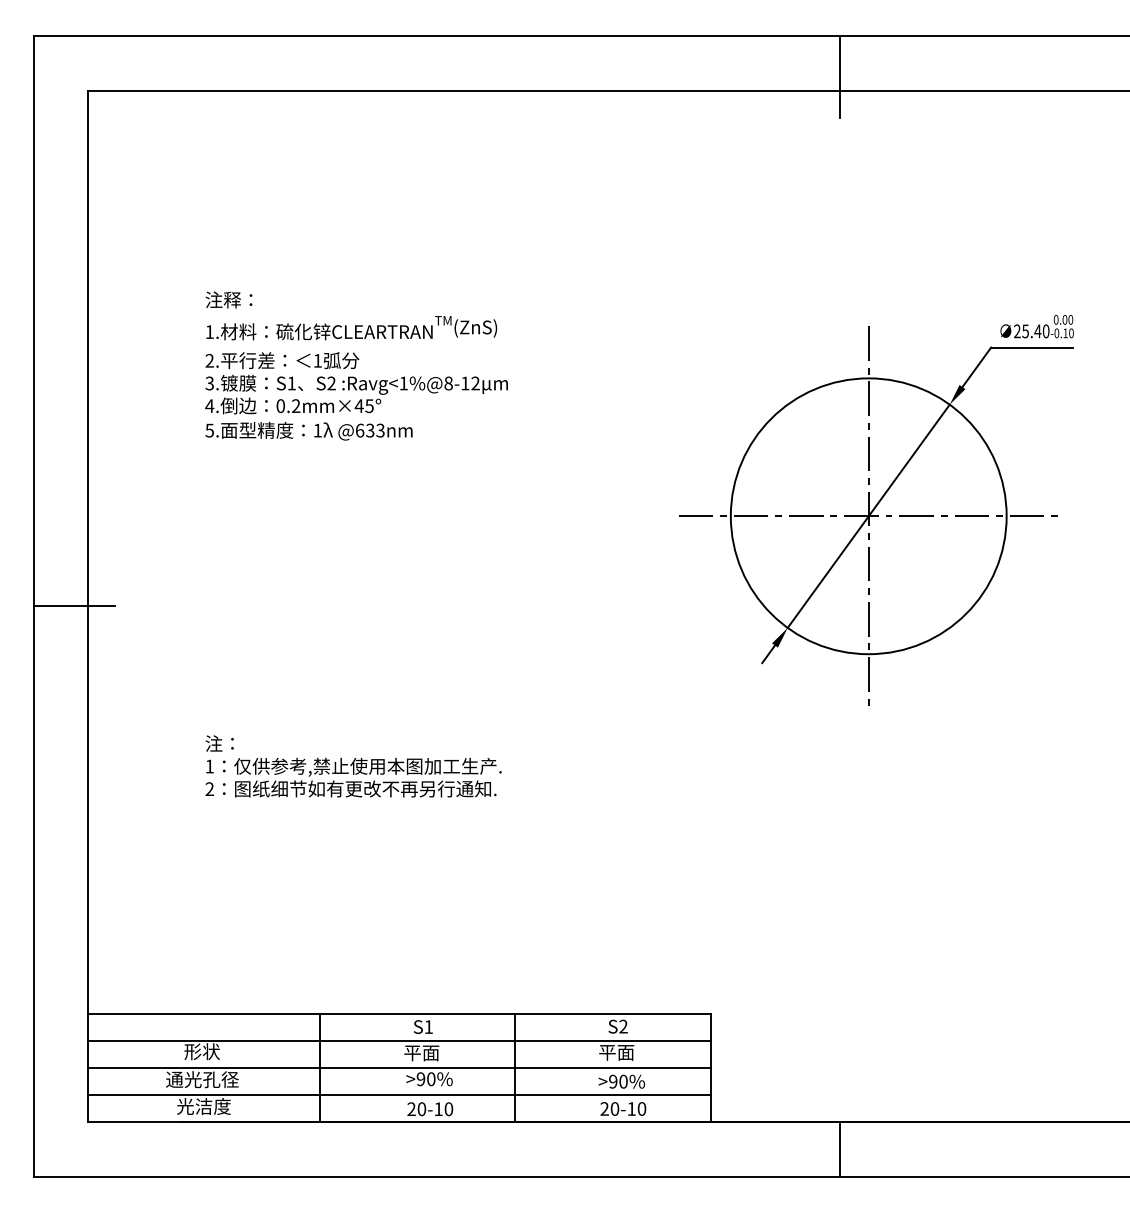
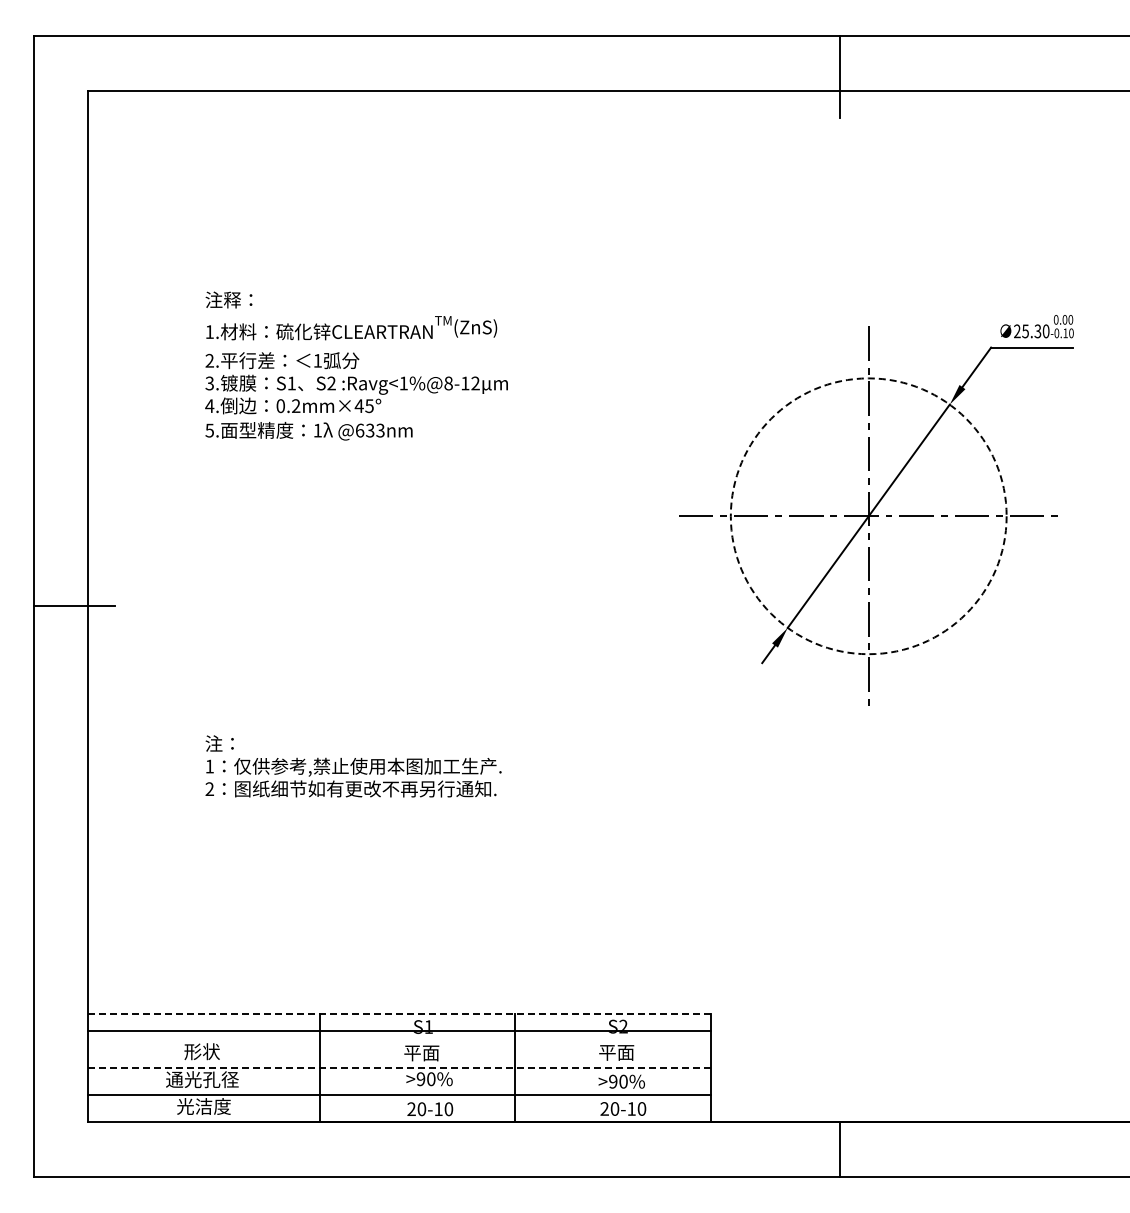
text: 25.40 -> 25.30 (1037, 331)
circle: solid -> dashed (868, 516)
line: solid -> dashed (399, 1013)
line position: (399, 1040) -> (399, 1030) (399, 1030)
line: solid -> dashed (399, 1068)
